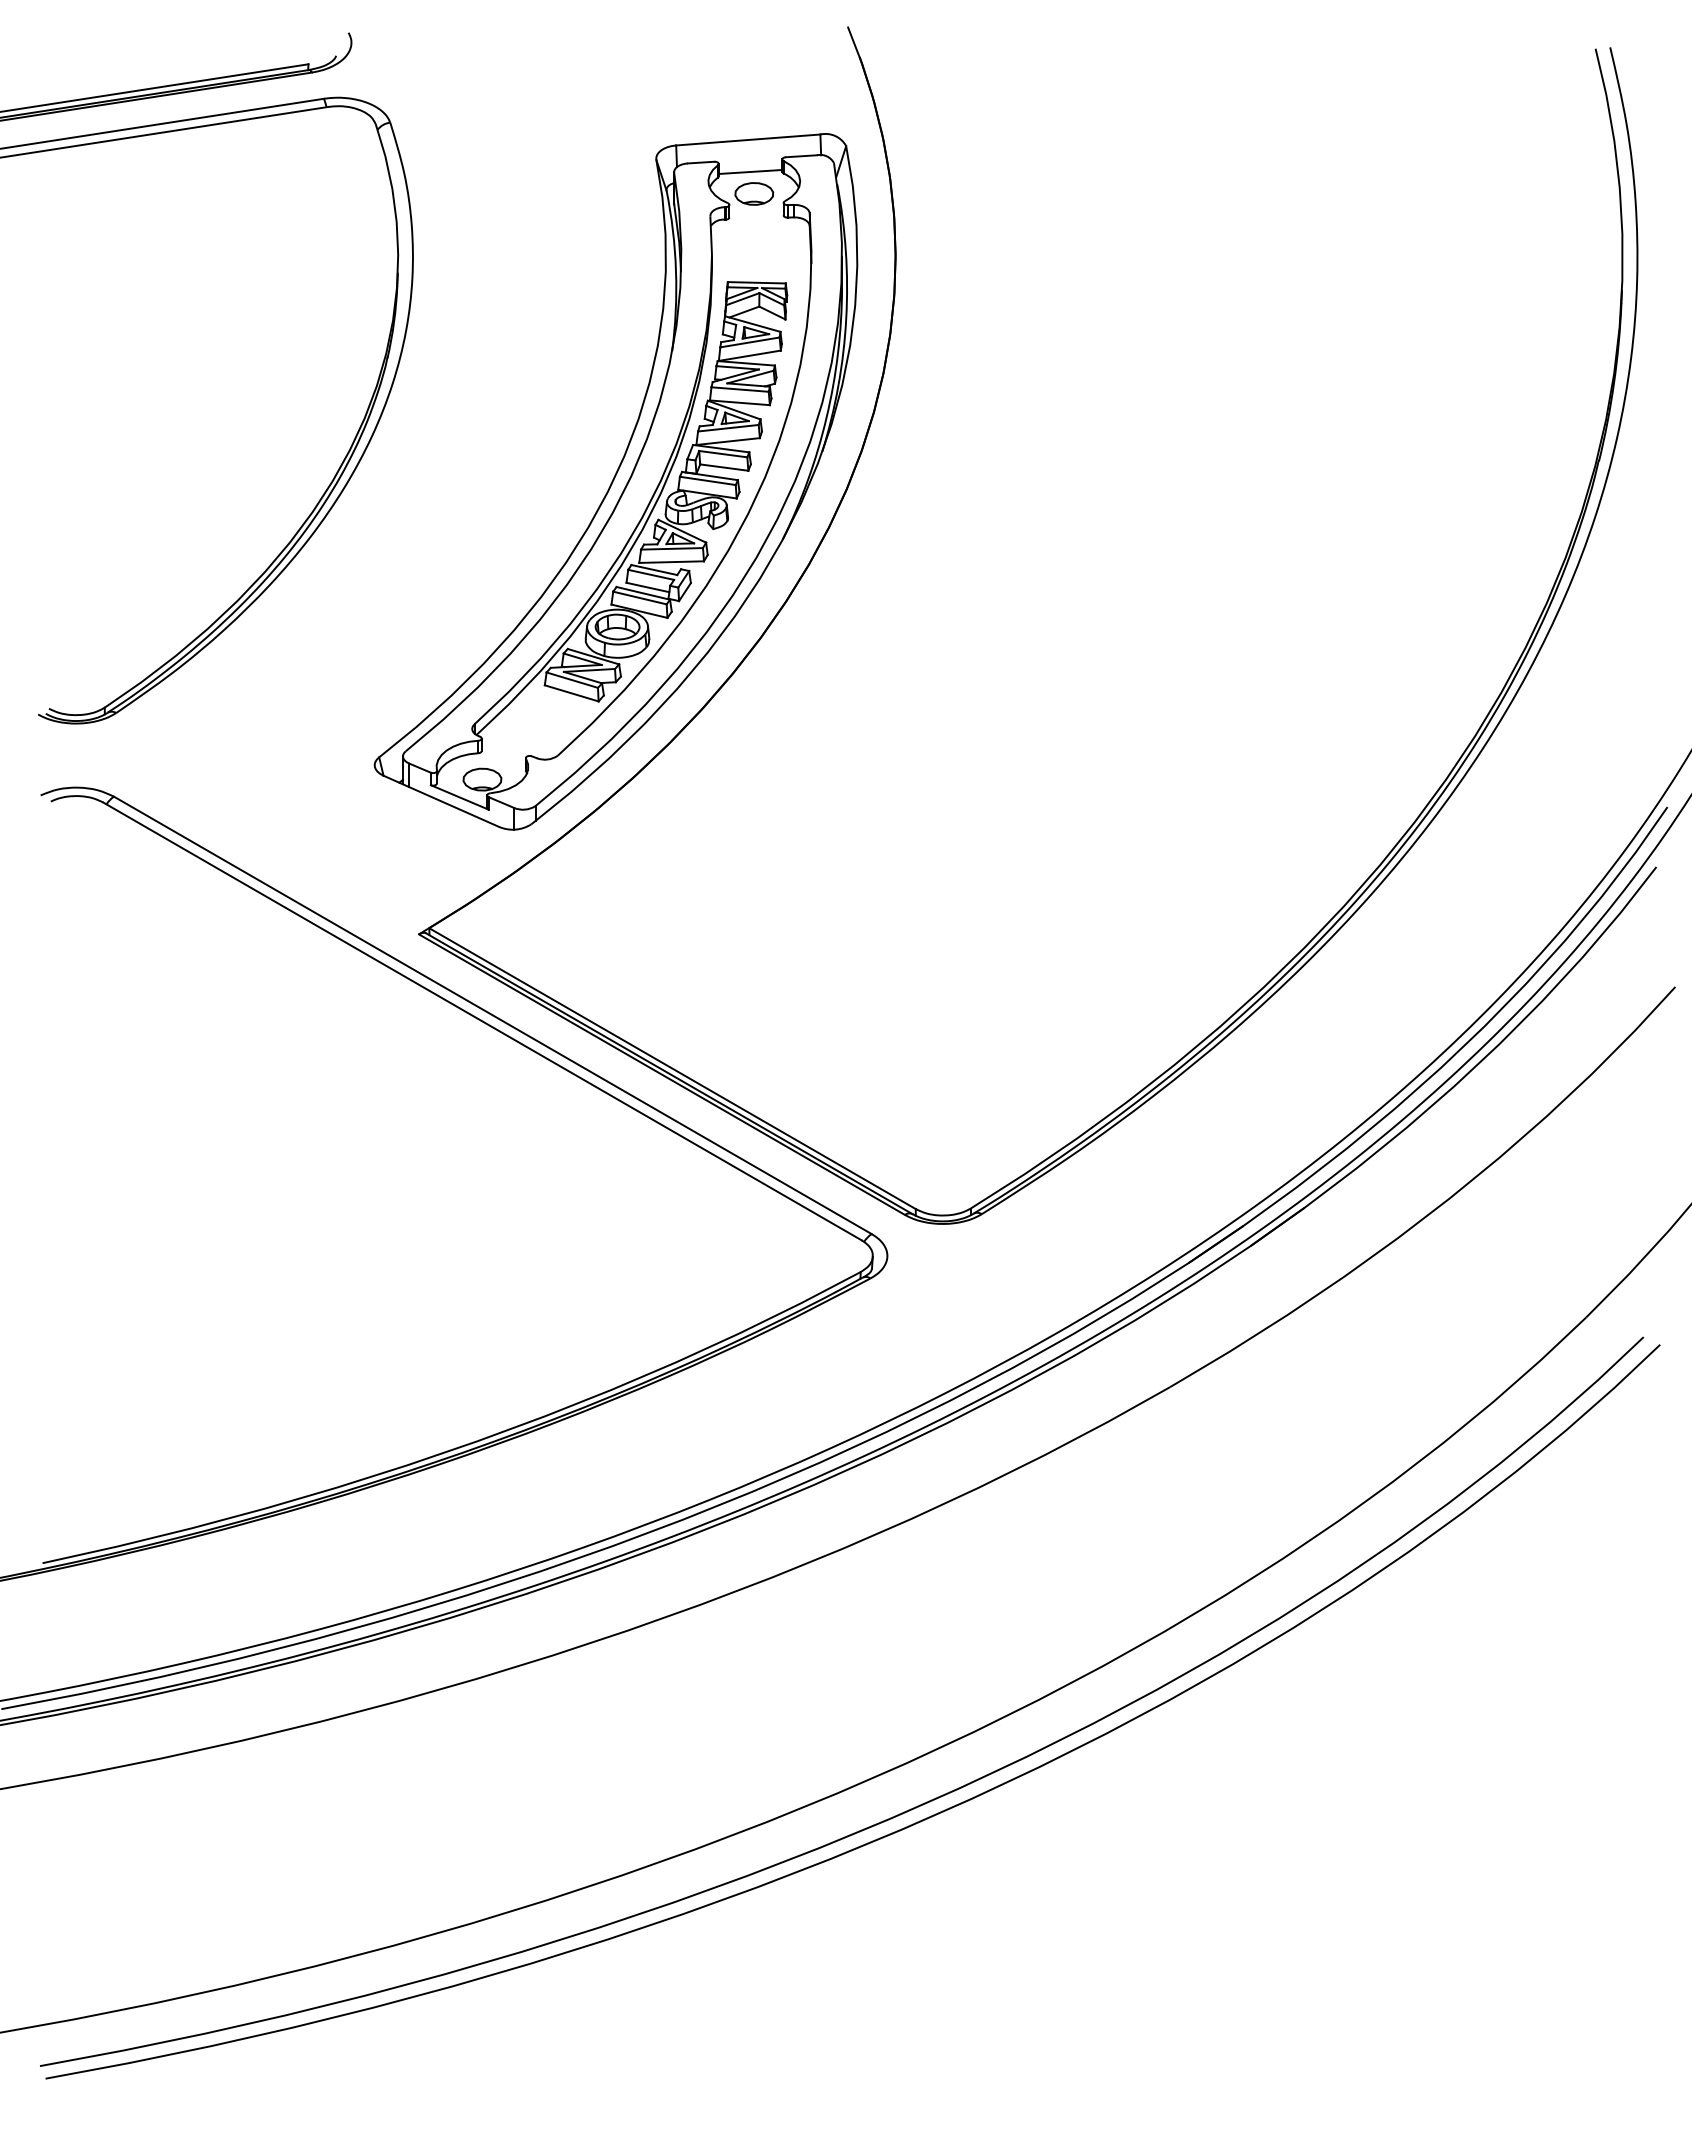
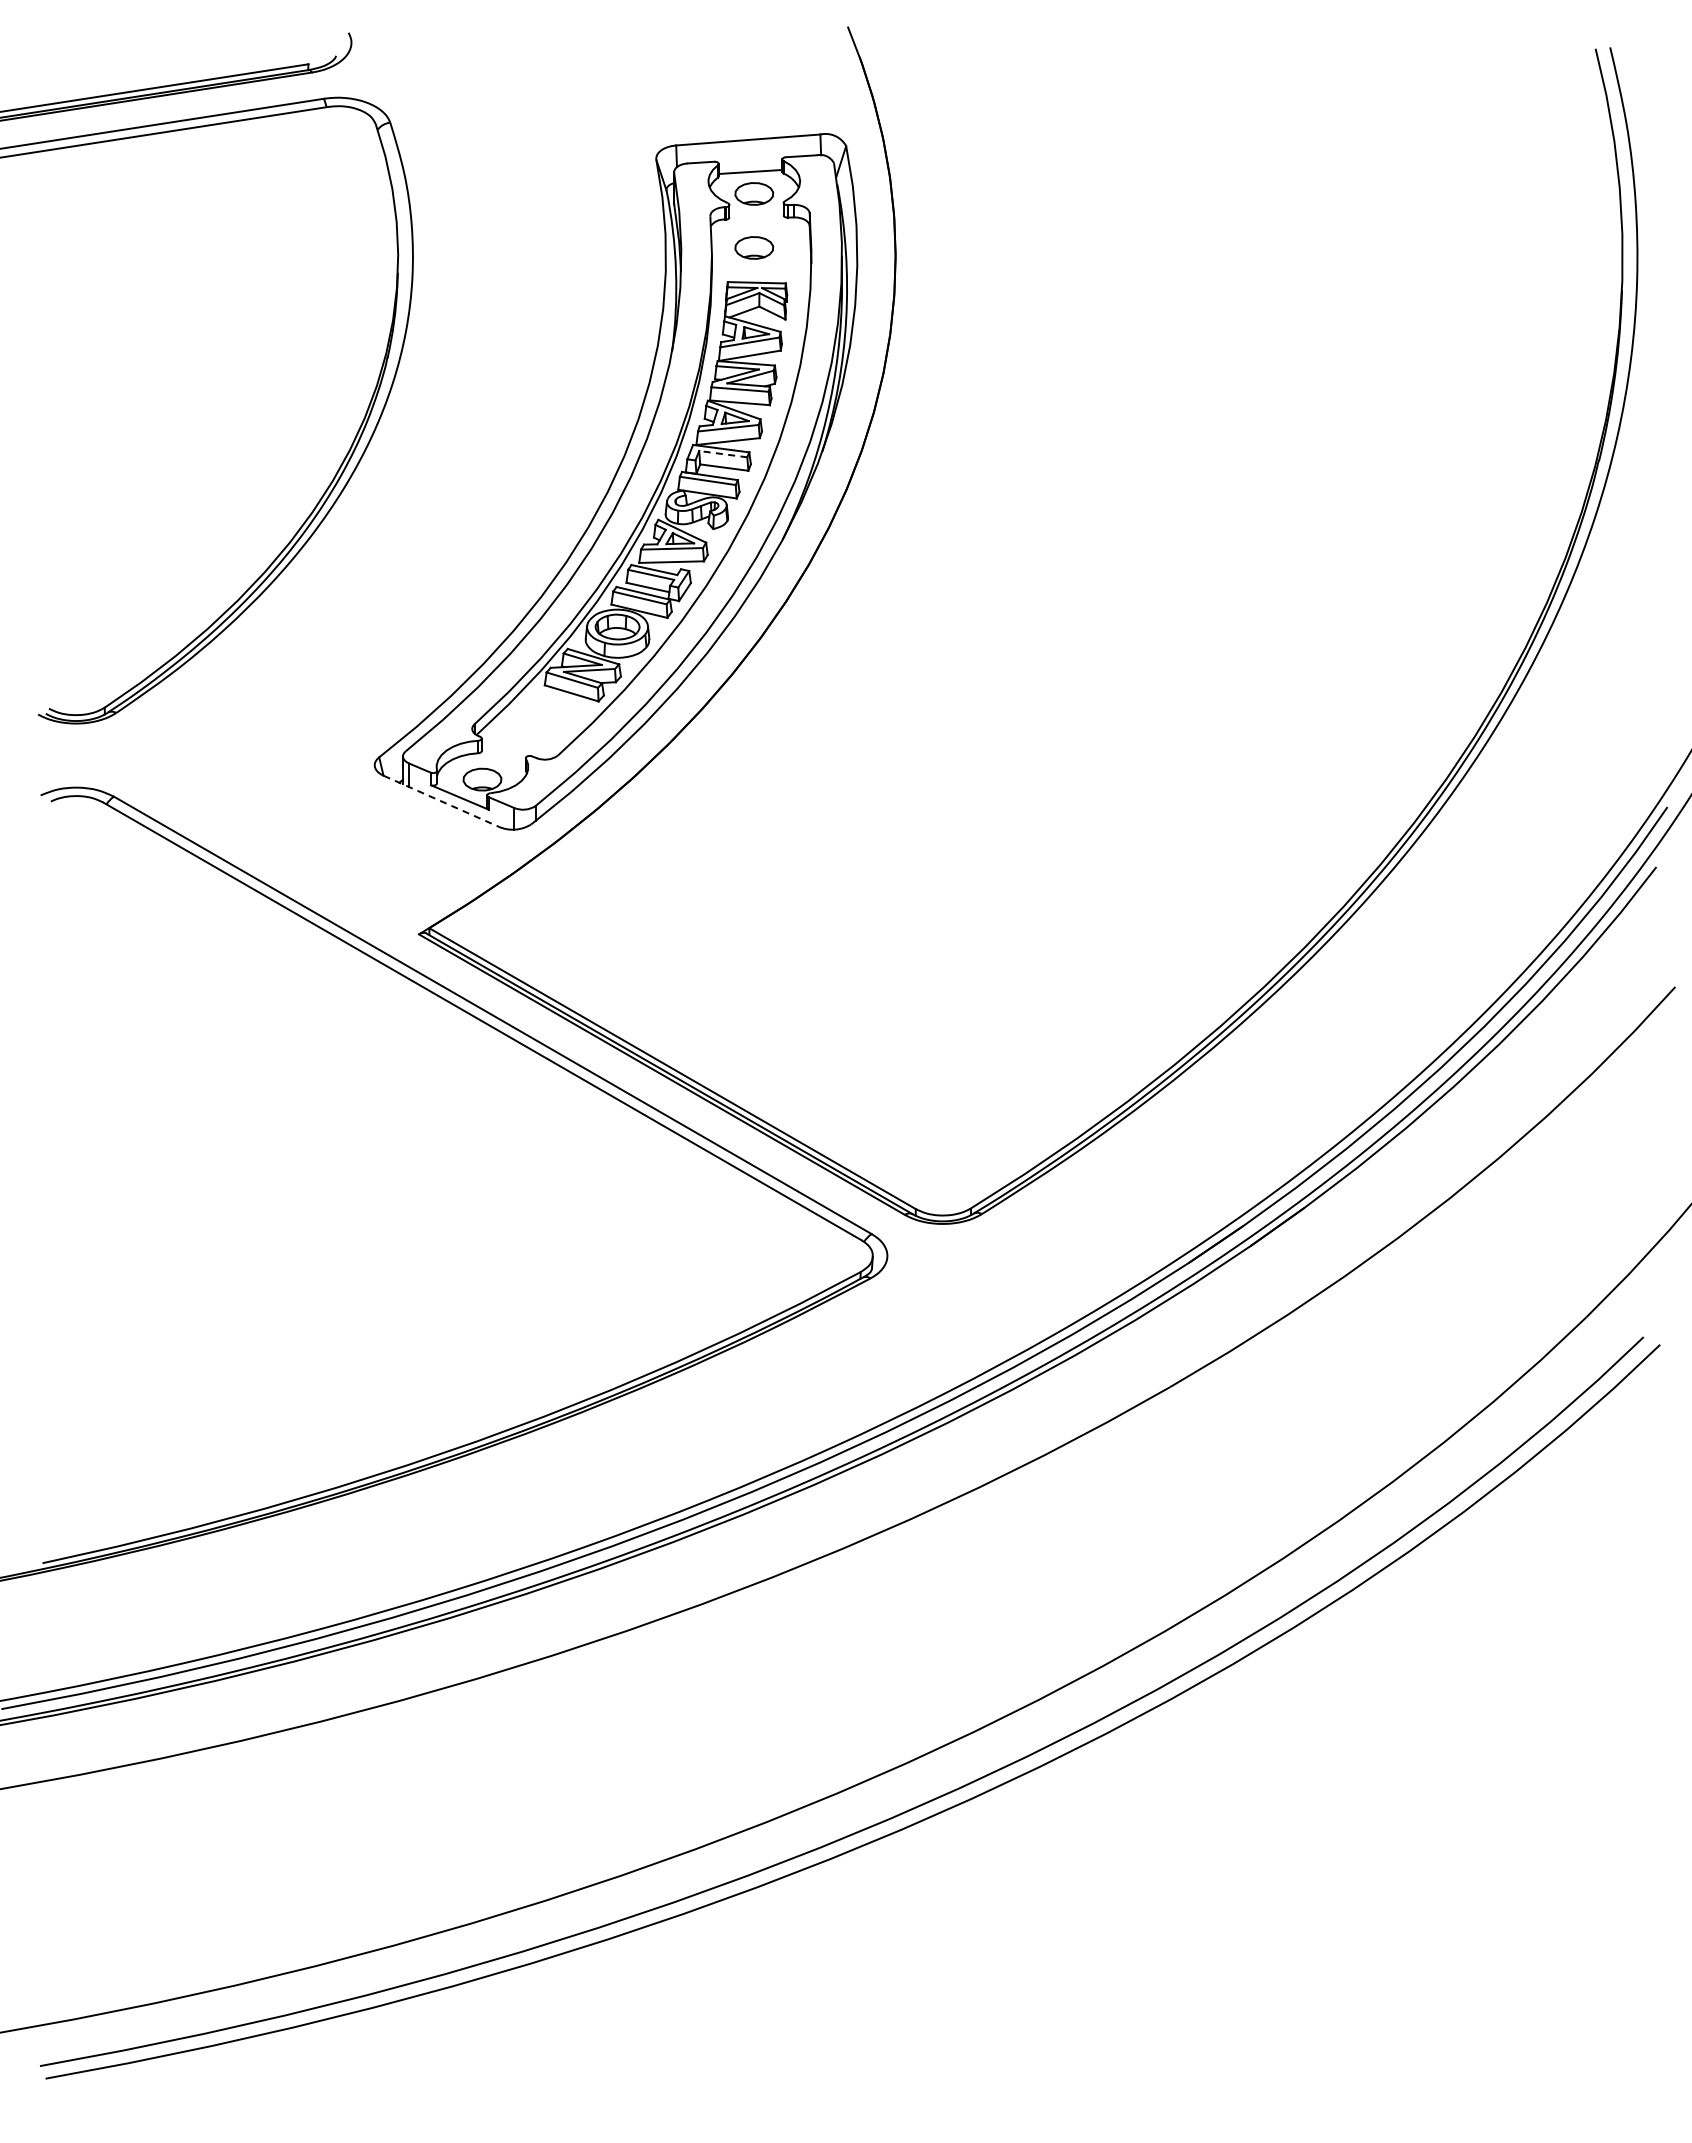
part: none -> present (754, 247)
line: solid -> dashed (722, 454)
line: solid -> dashed (441, 801)
